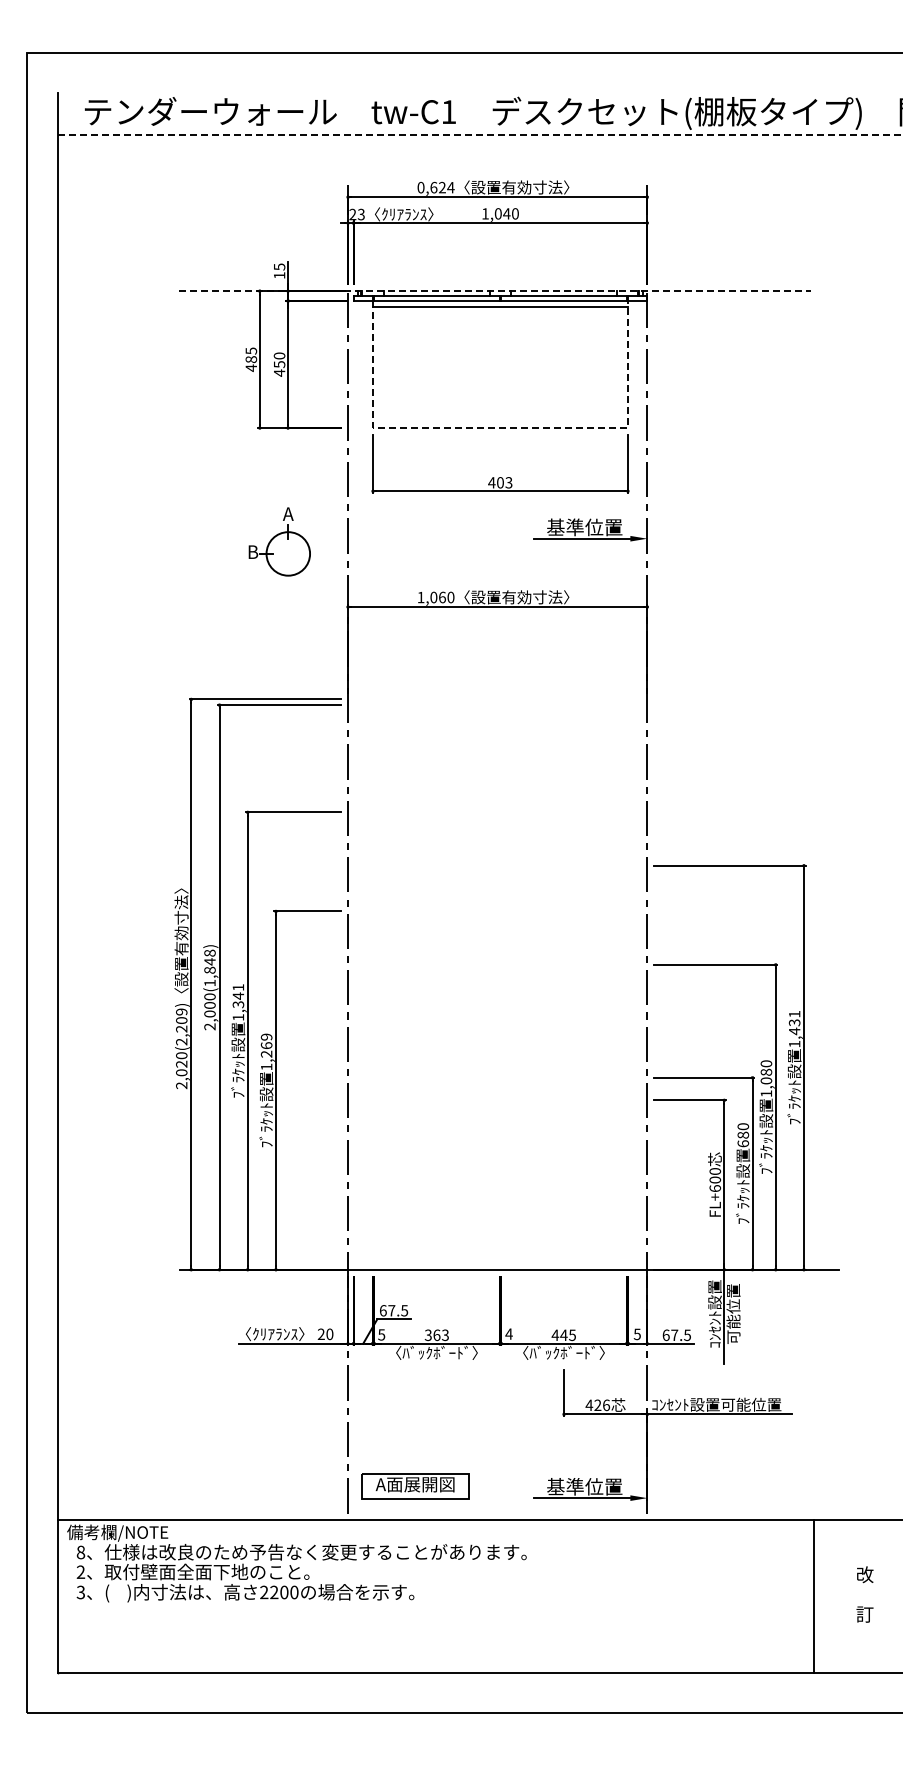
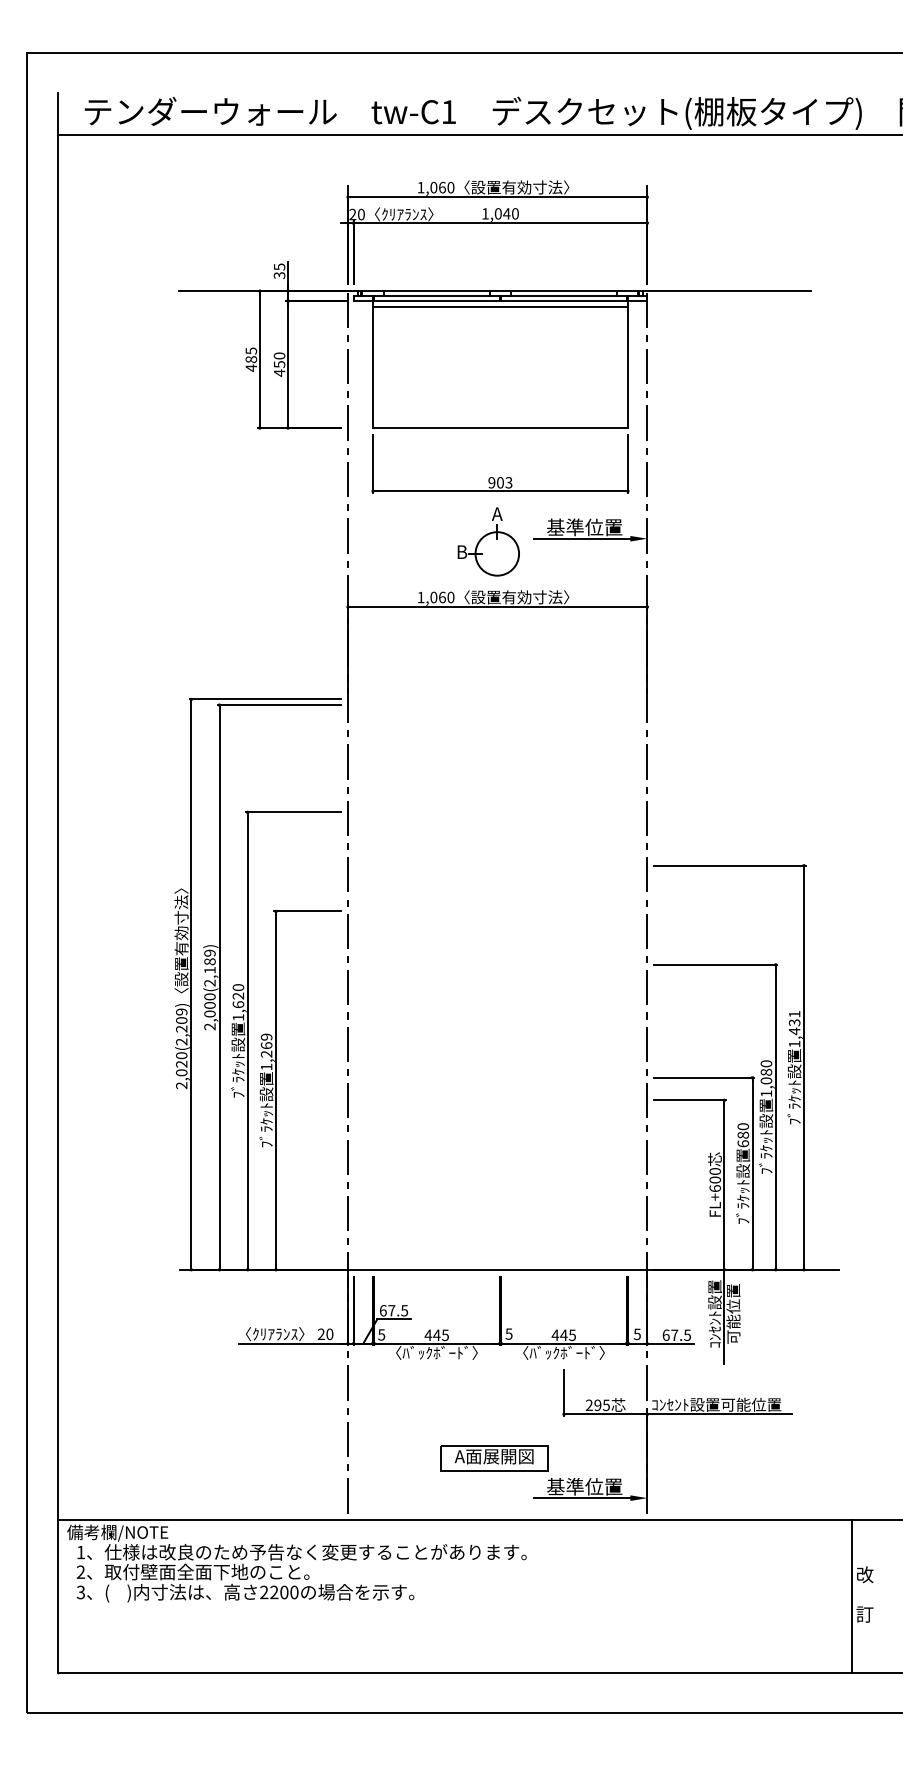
line: dashed -> solid (480, 135)
text: 0,624 -> 1,060 (435, 187)
text: 23 -> 20 (360, 214)
text: 15 -> 35 (279, 275)
line: dashed -> solid (495, 291)
line: dashed -> solid (500, 428)
text: 403 -> 903 (491, 482)
part position: (279, 541) -> (488, 541) (488, 541)
text: 2,000(1,848) -> 2,000(2,189) (209, 967)
text: 1,341 -> 1,620 (238, 996)
text: 4 -> 5 (508, 1333)
text: 363 -> 445 (436, 1335)
text: 426 -> 295 (597, 1405)
part position: (415, 1486) -> (494, 1458) (494, 1458)
text: 8 -> 1 (80, 1552)
line position: (814, 1596) -> (852, 1596) (852, 1596)
